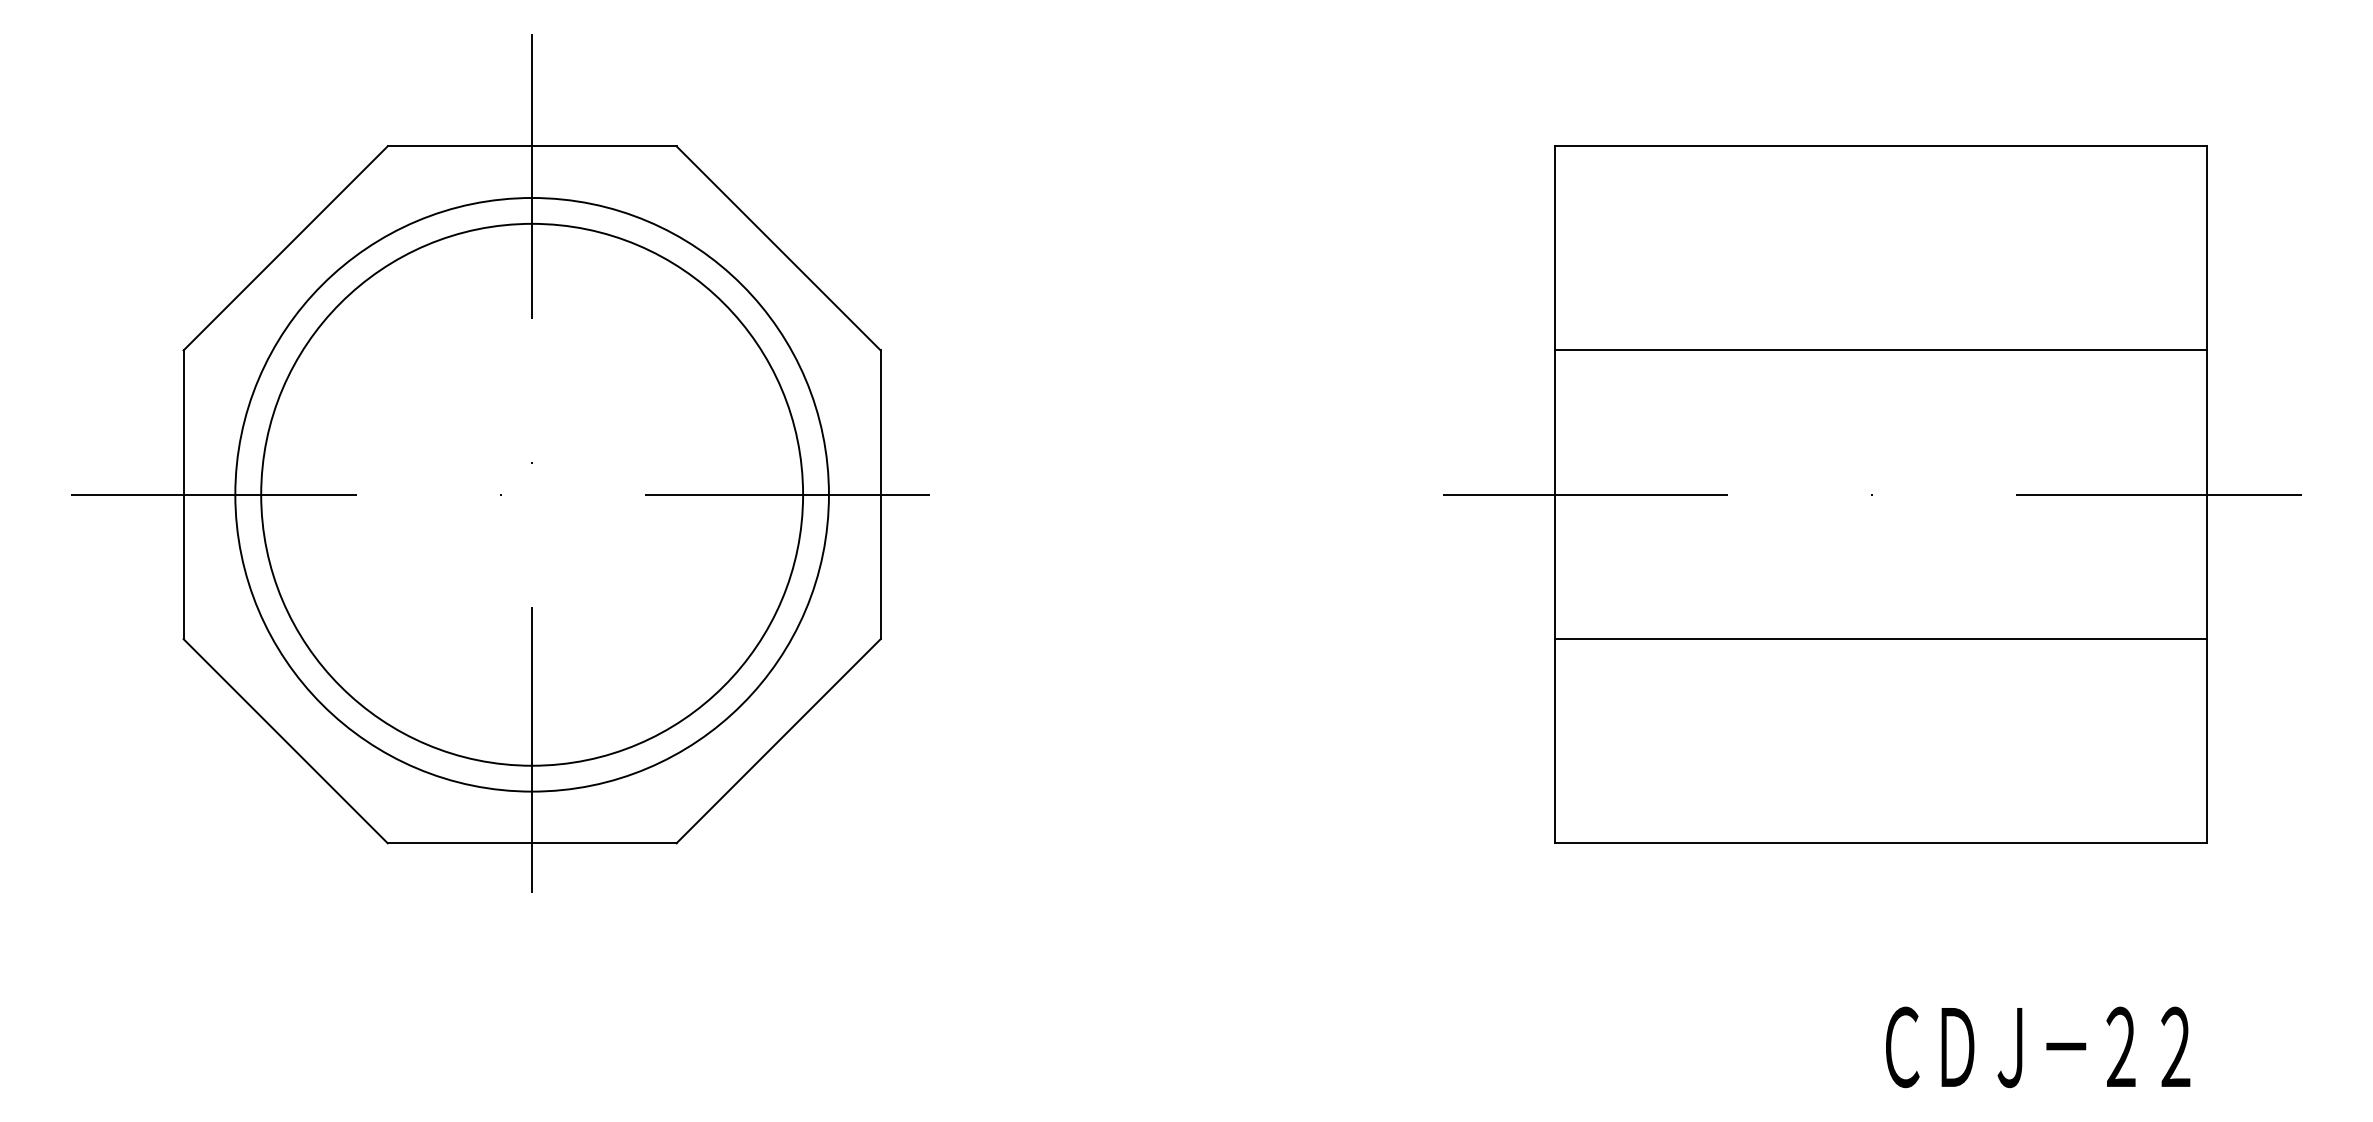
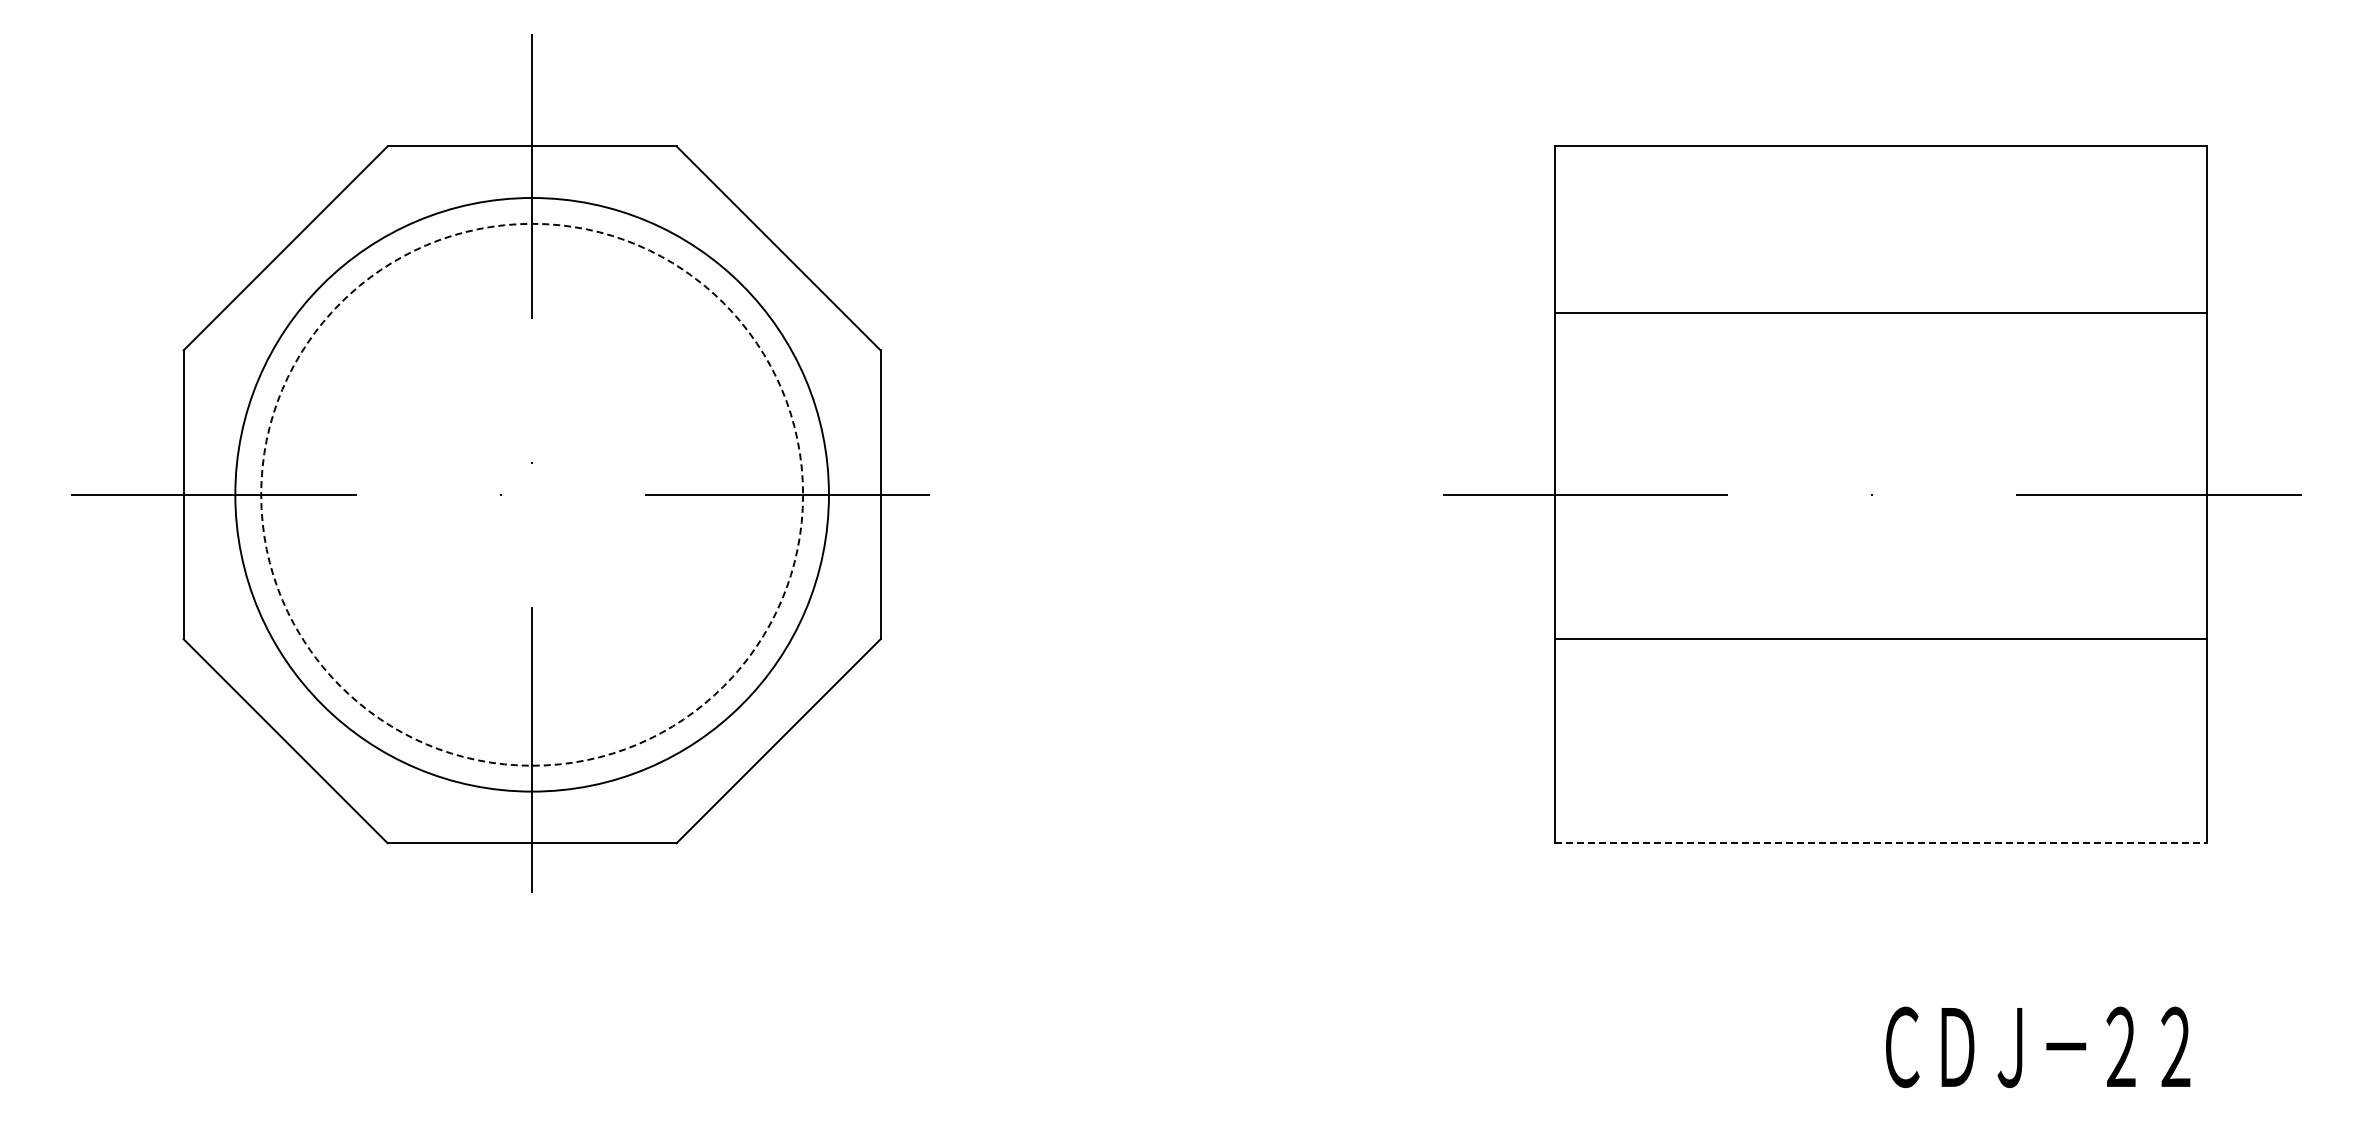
line position: (1881, 350) -> (1881, 313) (1881, 313)
circle: solid -> dashed (532, 494)
line: solid -> dashed (1881, 843)
